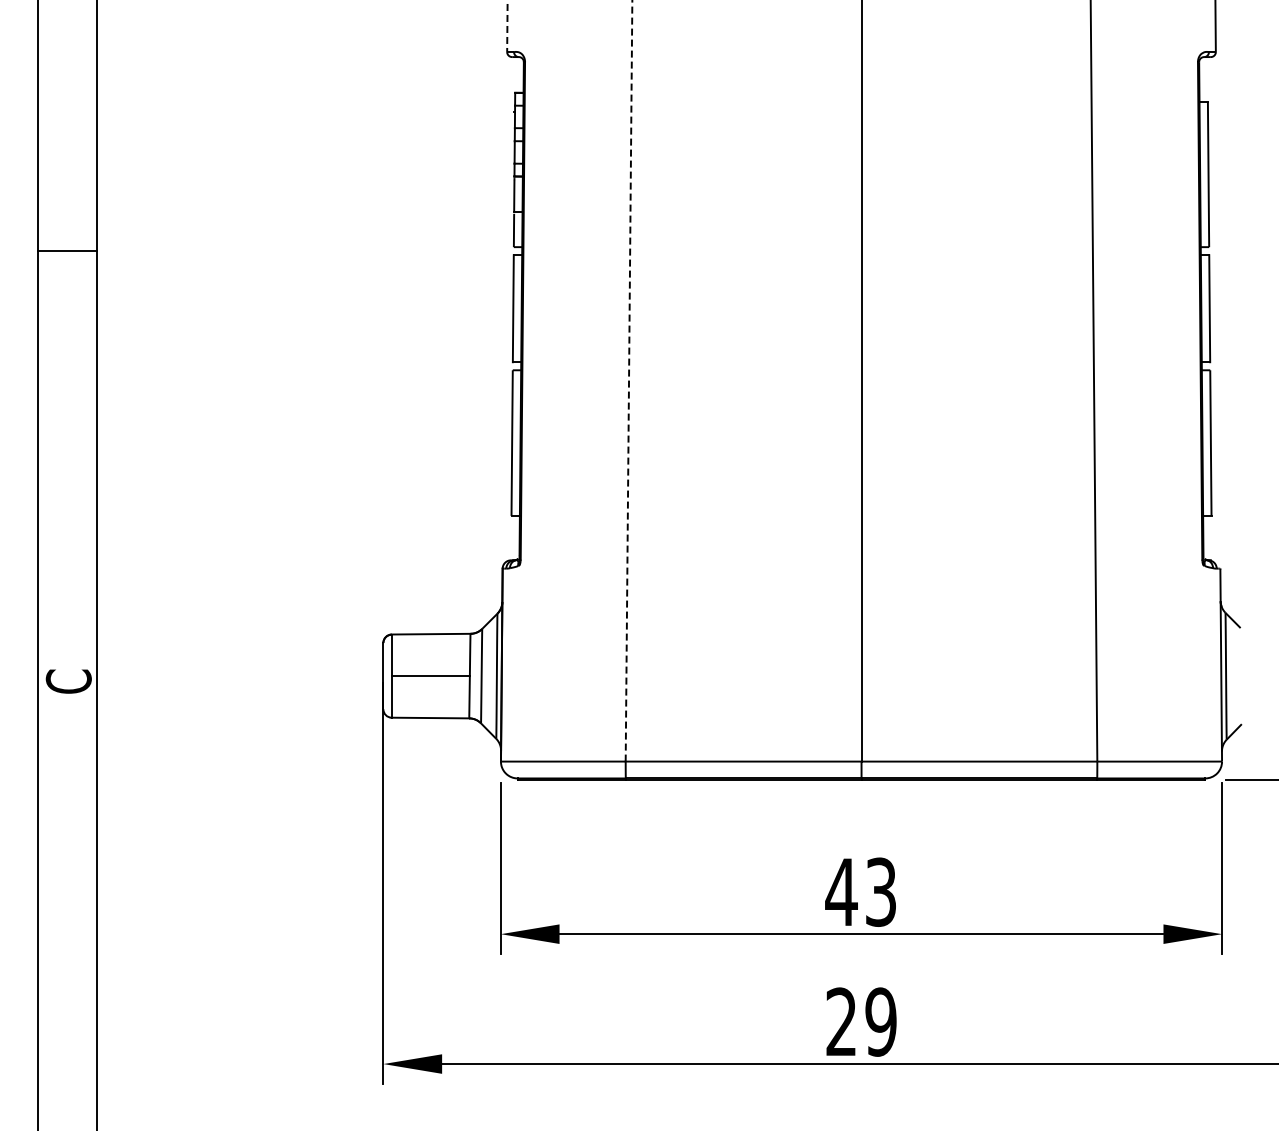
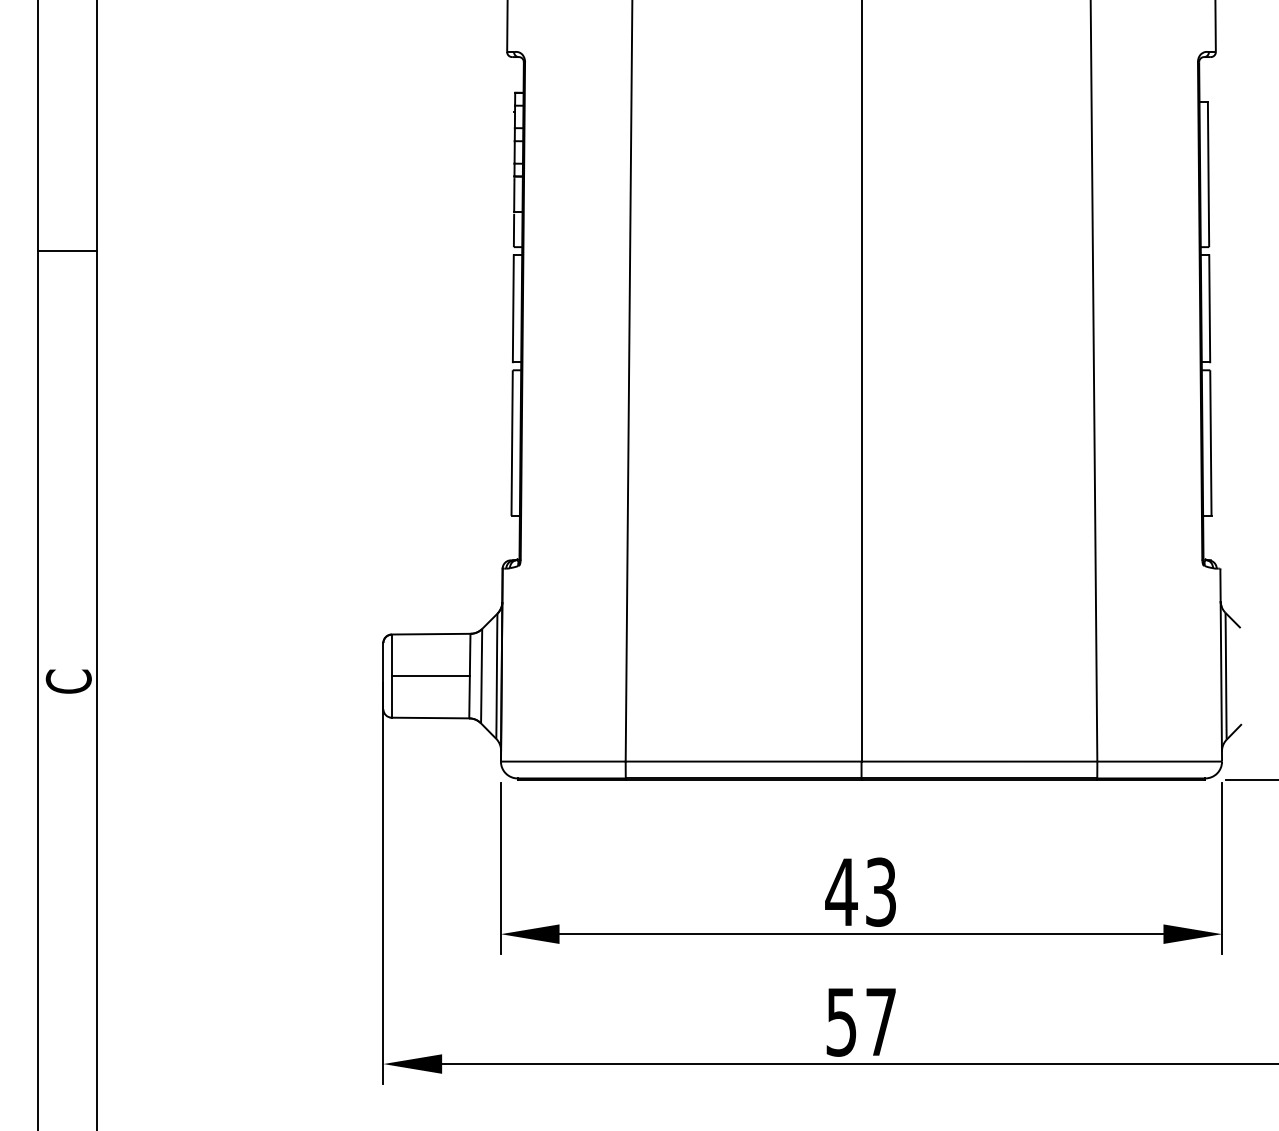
line: dashed -> solid (507, 26)
line: dashed -> solid (629, 380)
text: 29 -> 57 (861, 1021)
